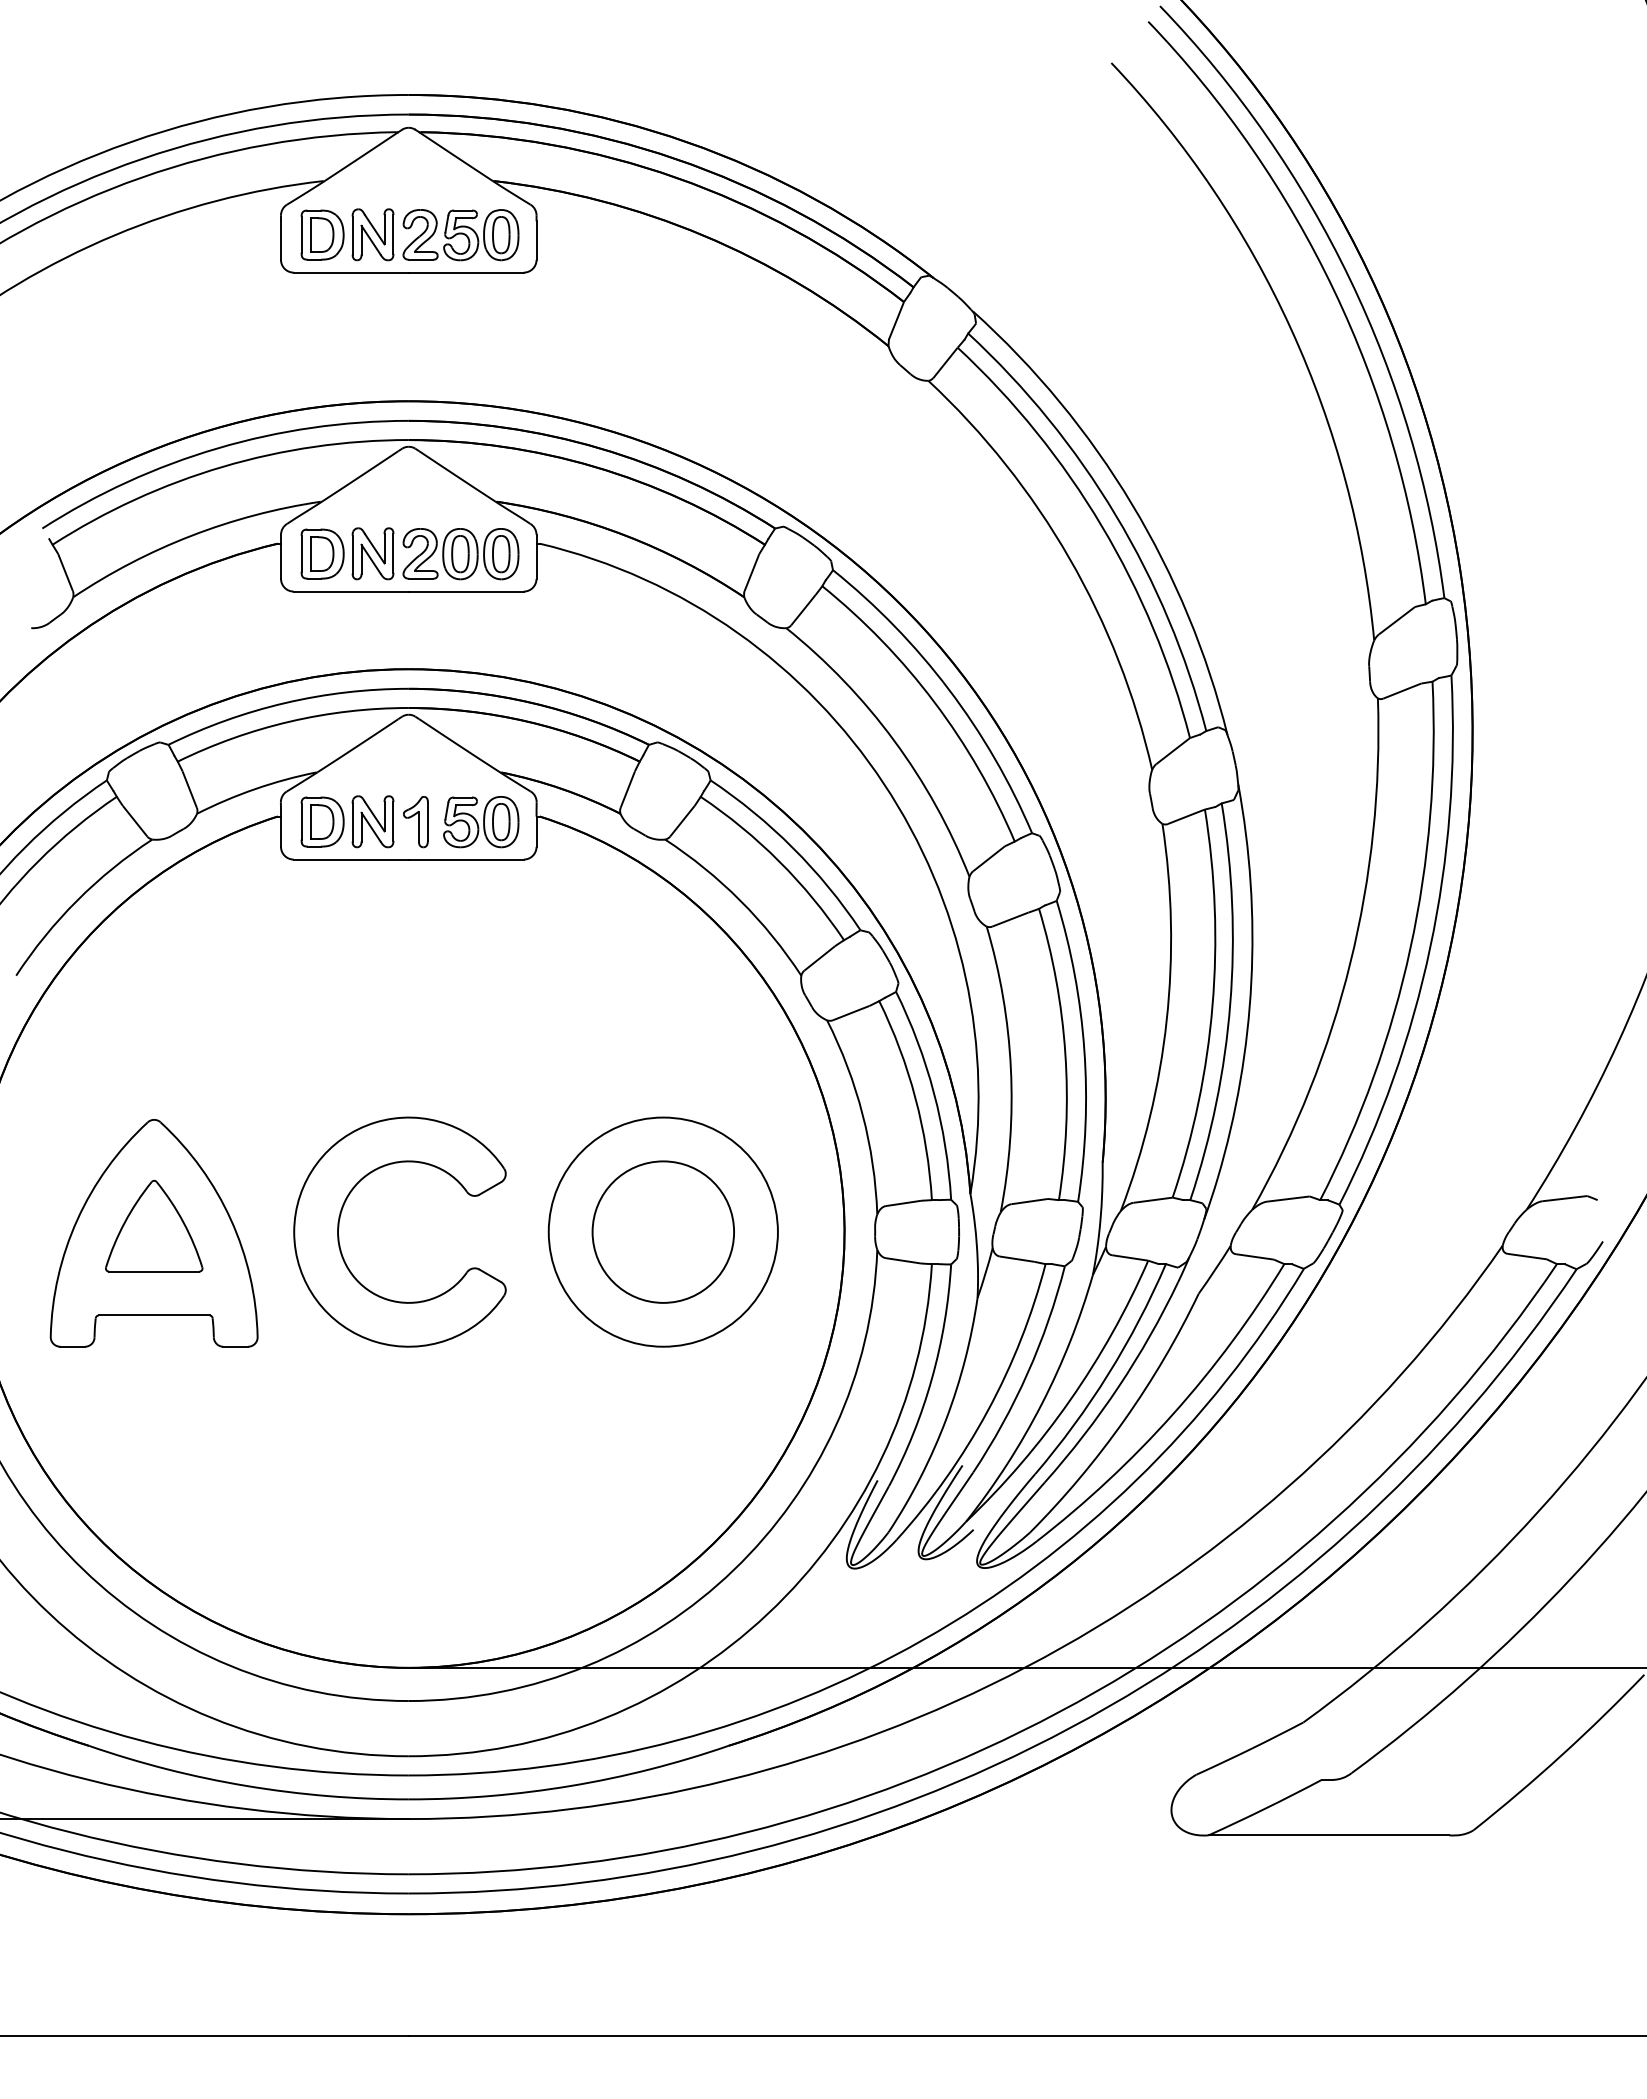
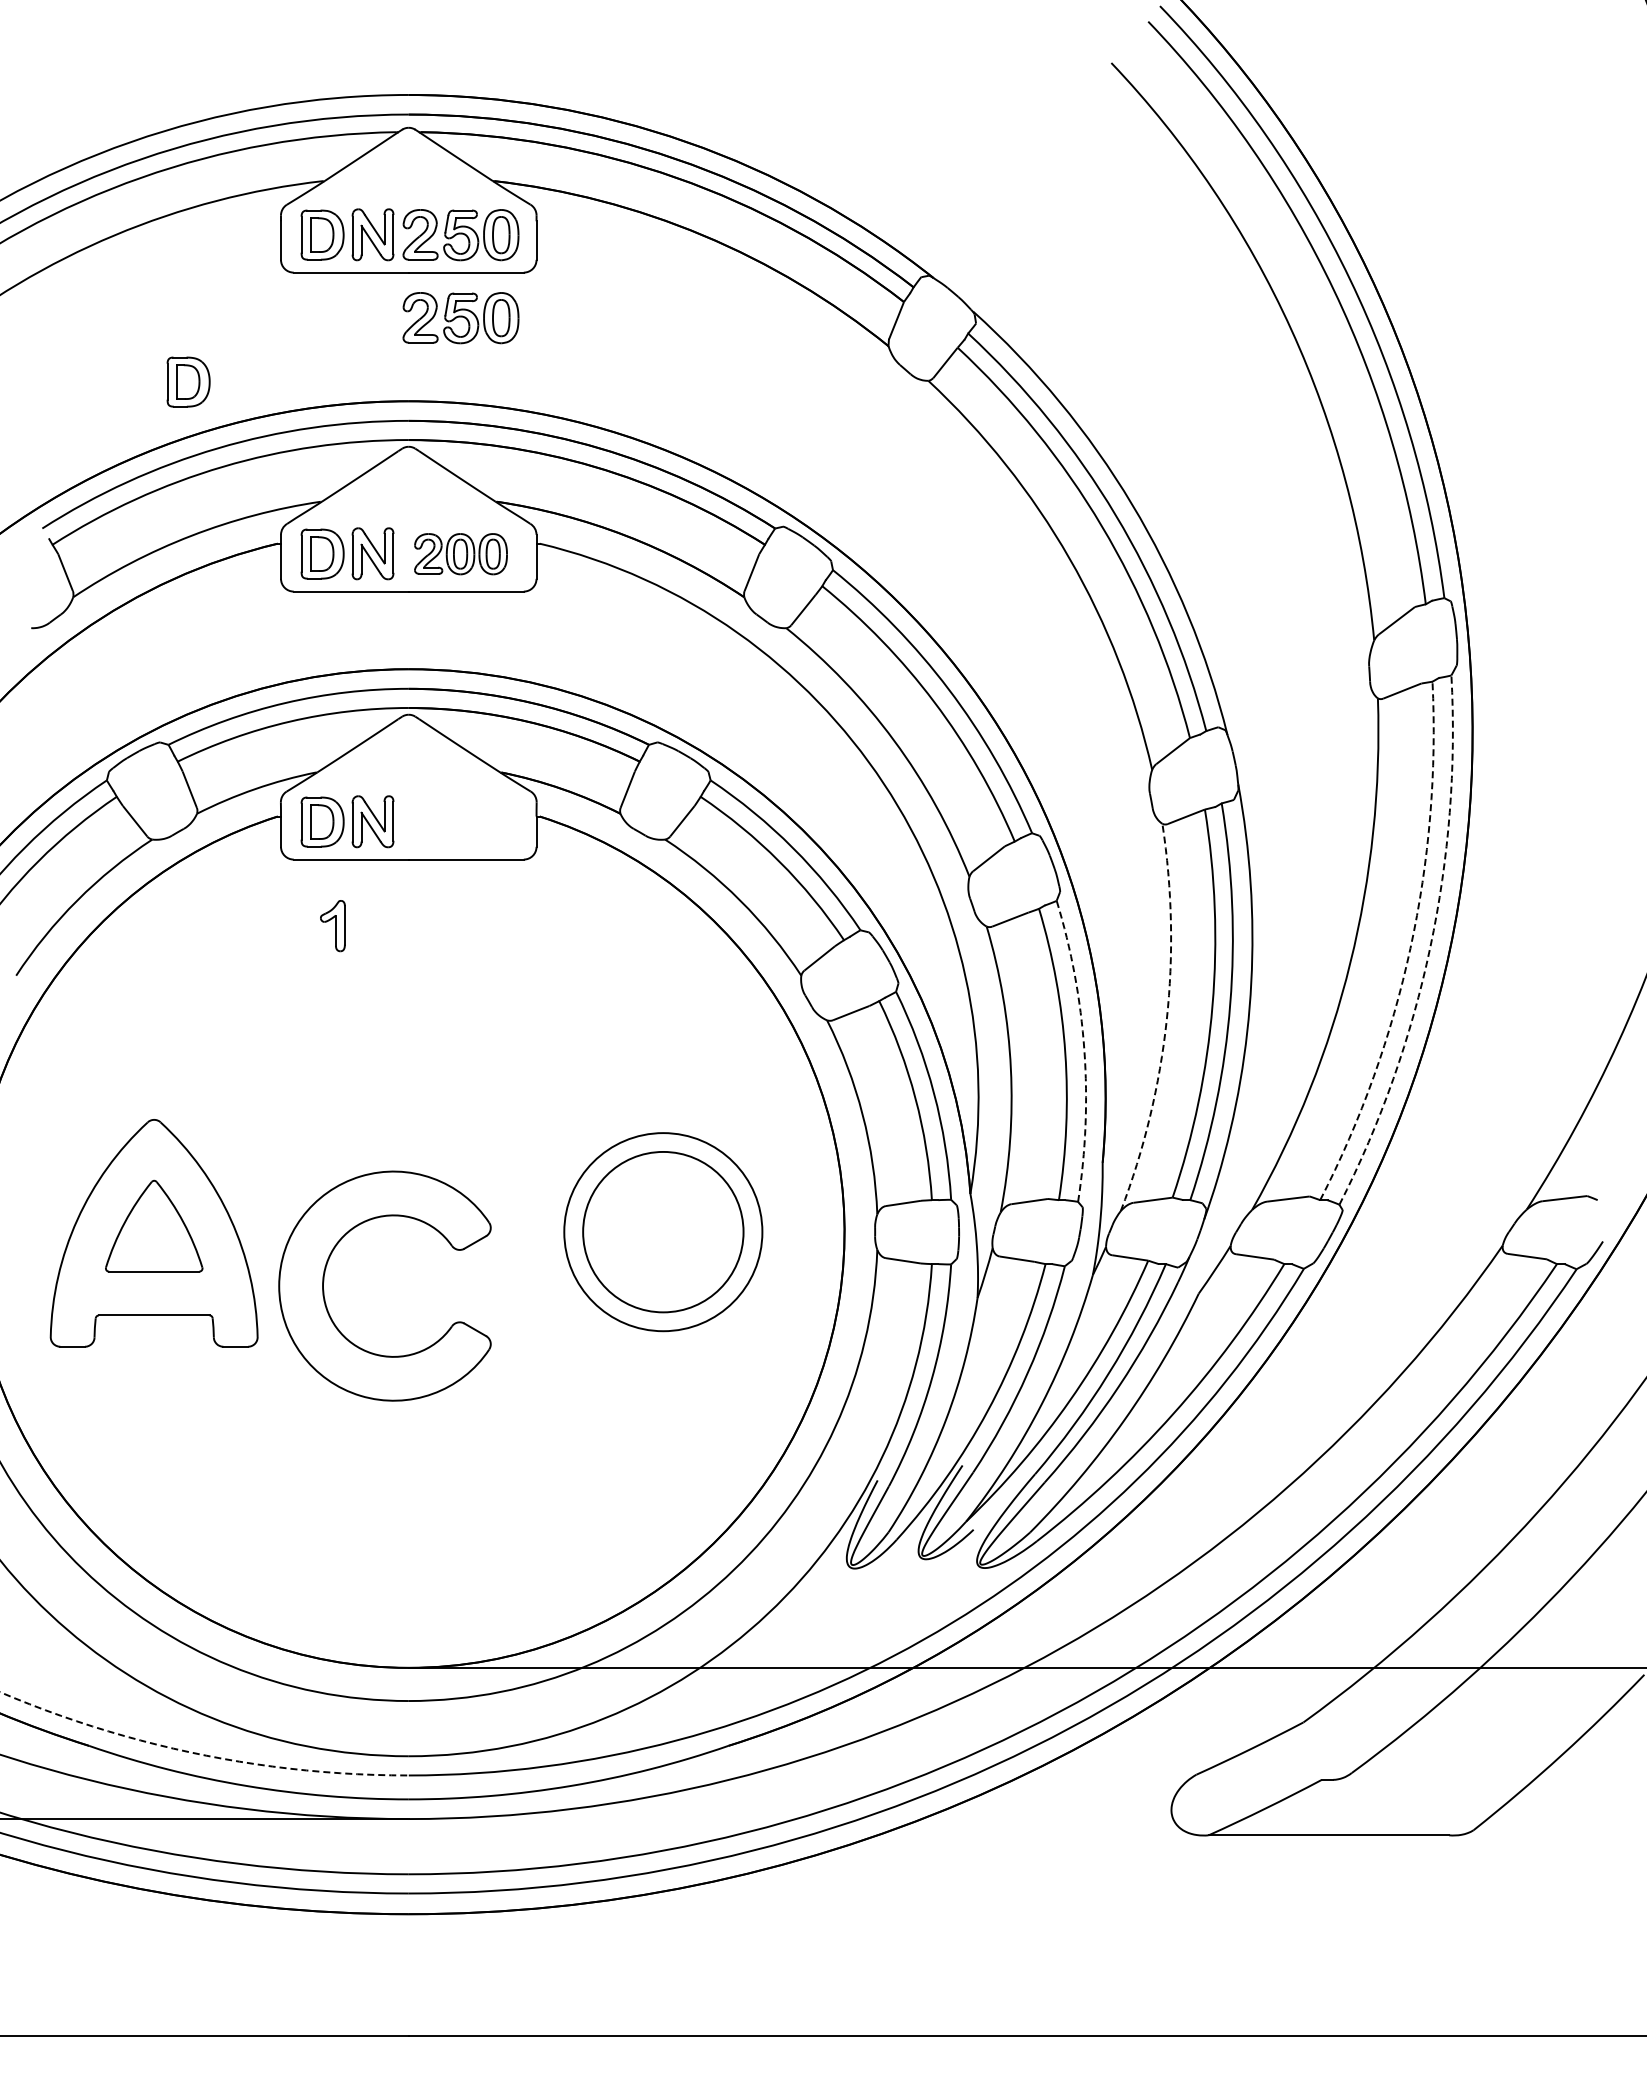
part: none -> present (460, 318)
part: none -> present (188, 381)
part size: 118x53 px -> 94x43 px (460, 554)
part position: (415, 822) -> (332, 926) (332, 926)
part: present -> none (481, 822)
arc: solid -> dashed (1430, 947)
arc: solid -> dashed (1410, 948)
arc: solid -> dashed (1166, 1020)
arc: solid -> dashed (1084, 1050)
part position: (339, 1227) -> (324, 1281) (324, 1281)
circle diameter: 229 px -> 160 px (663, 1231)
circle diameter: 142 px -> 198 px (663, 1232)
arc: solid -> dashed (200, 1754)
